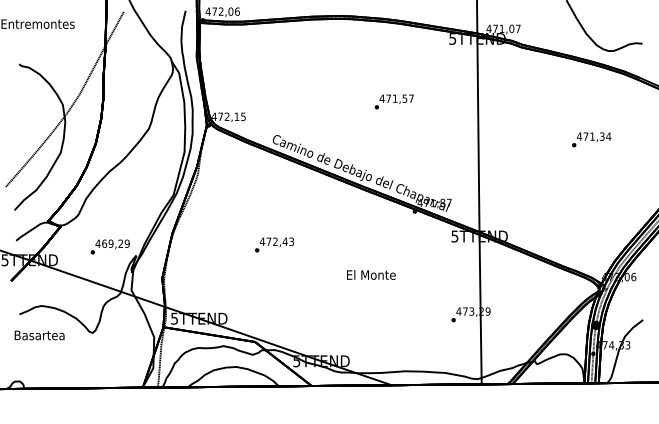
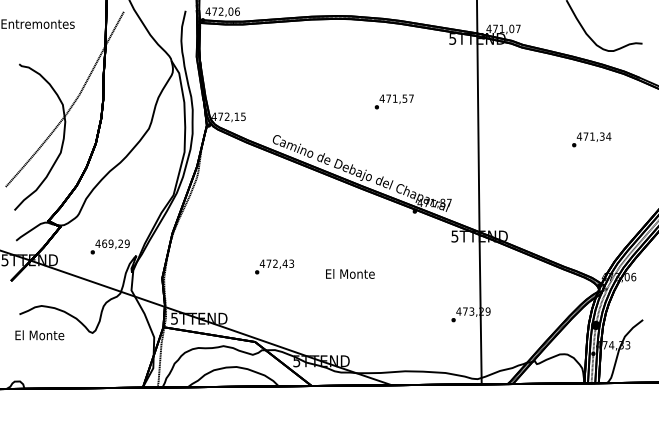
text position: (274, 244) -> (274, 266) (274, 266)
text position: (371, 274) -> (350, 273) (350, 273)
text: Basartea -> El Monte (39, 335)
